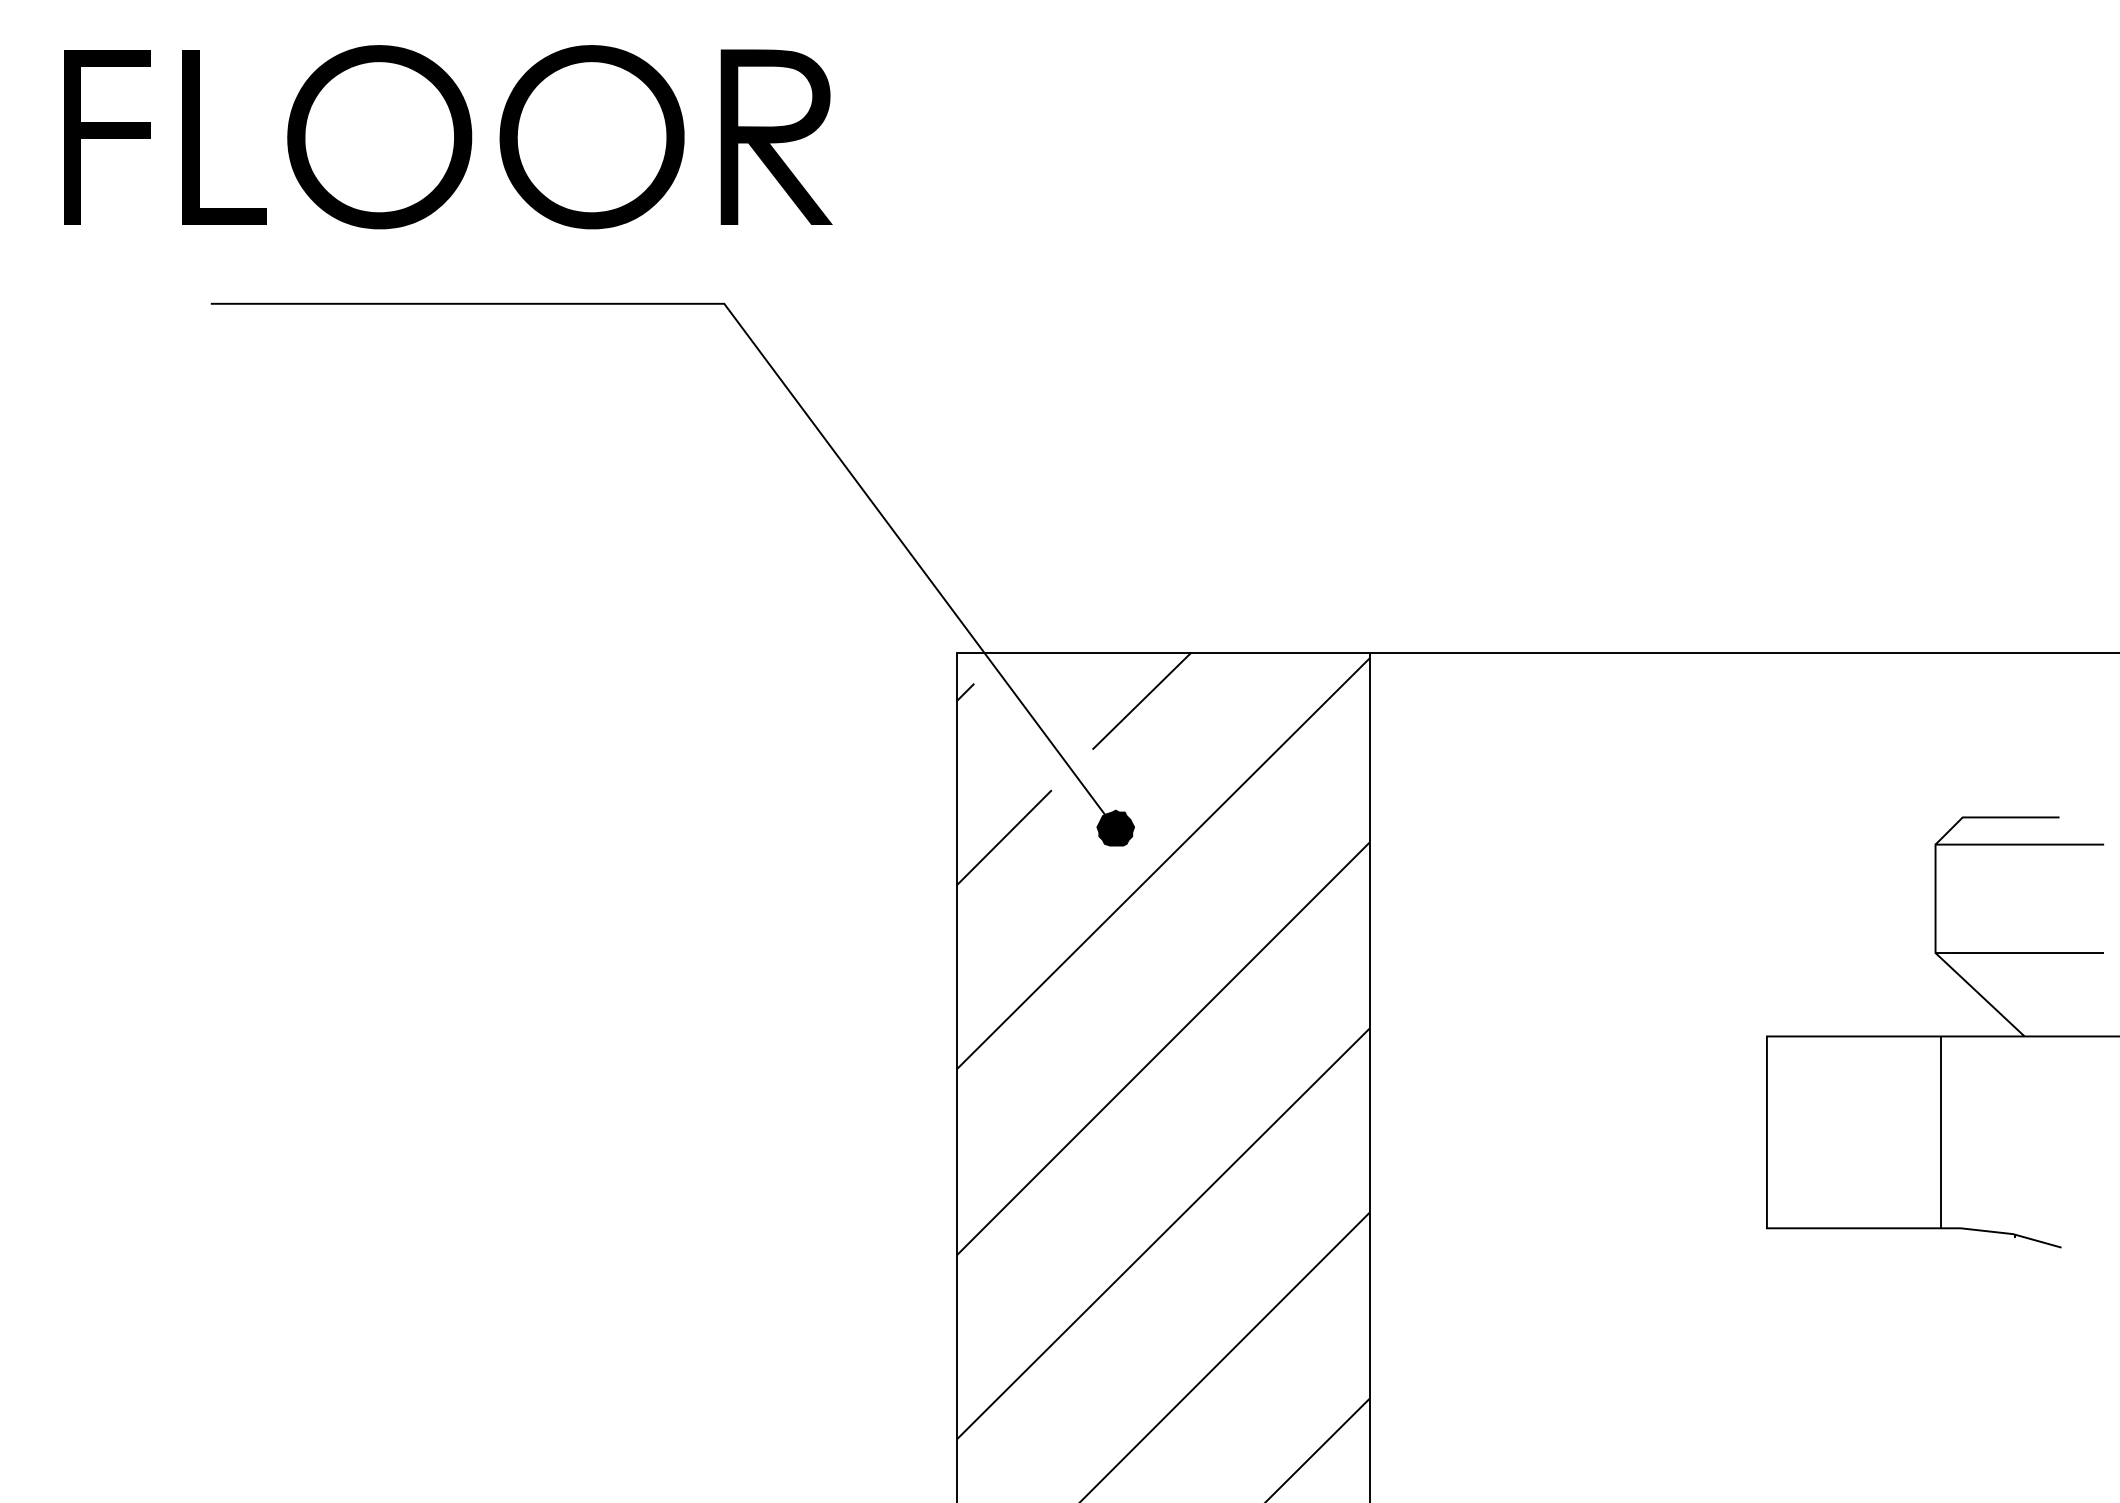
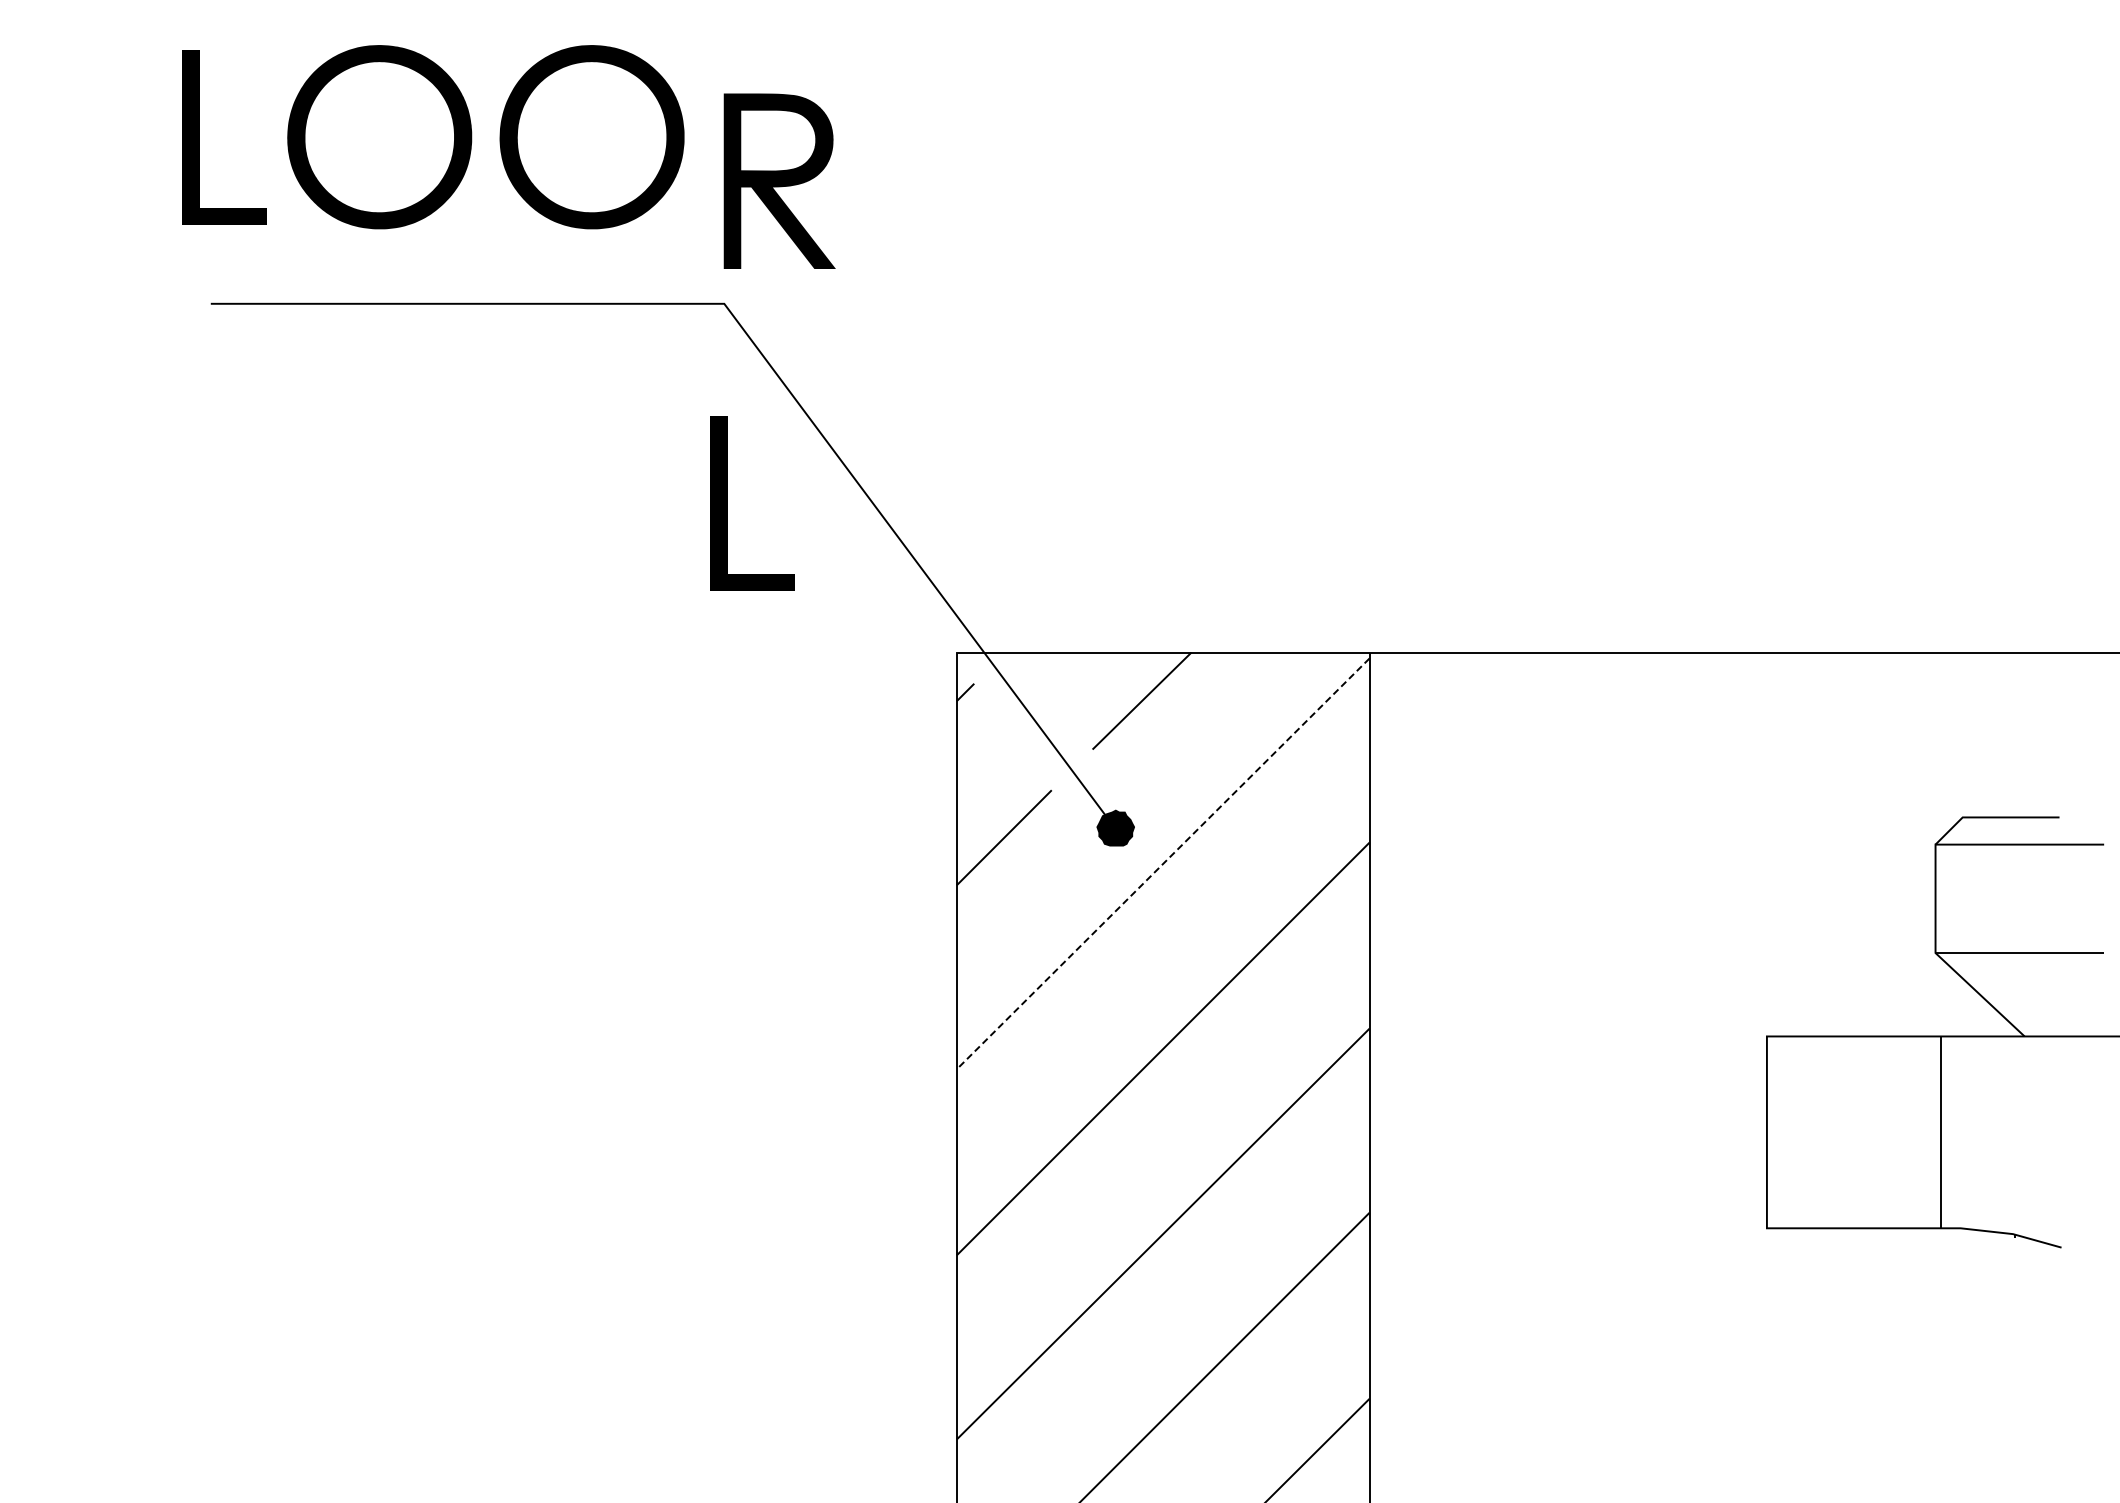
part position: (776, 136) -> (779, 180) (779, 180)
fill: present -> none (107, 137)
part: none -> present (727, 503)
line: solid -> dashed (1162, 864)
